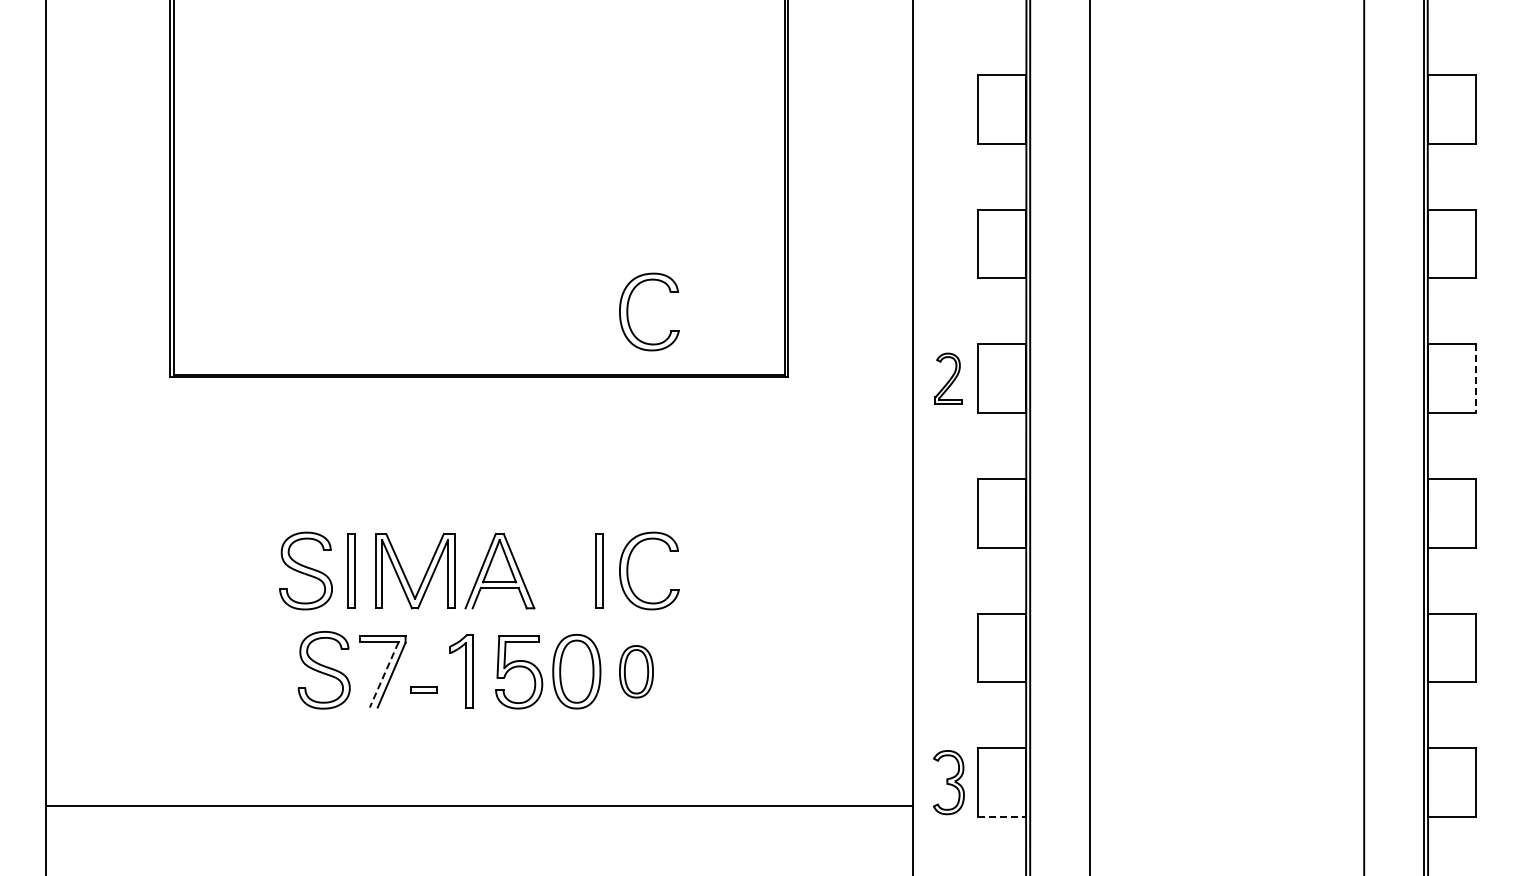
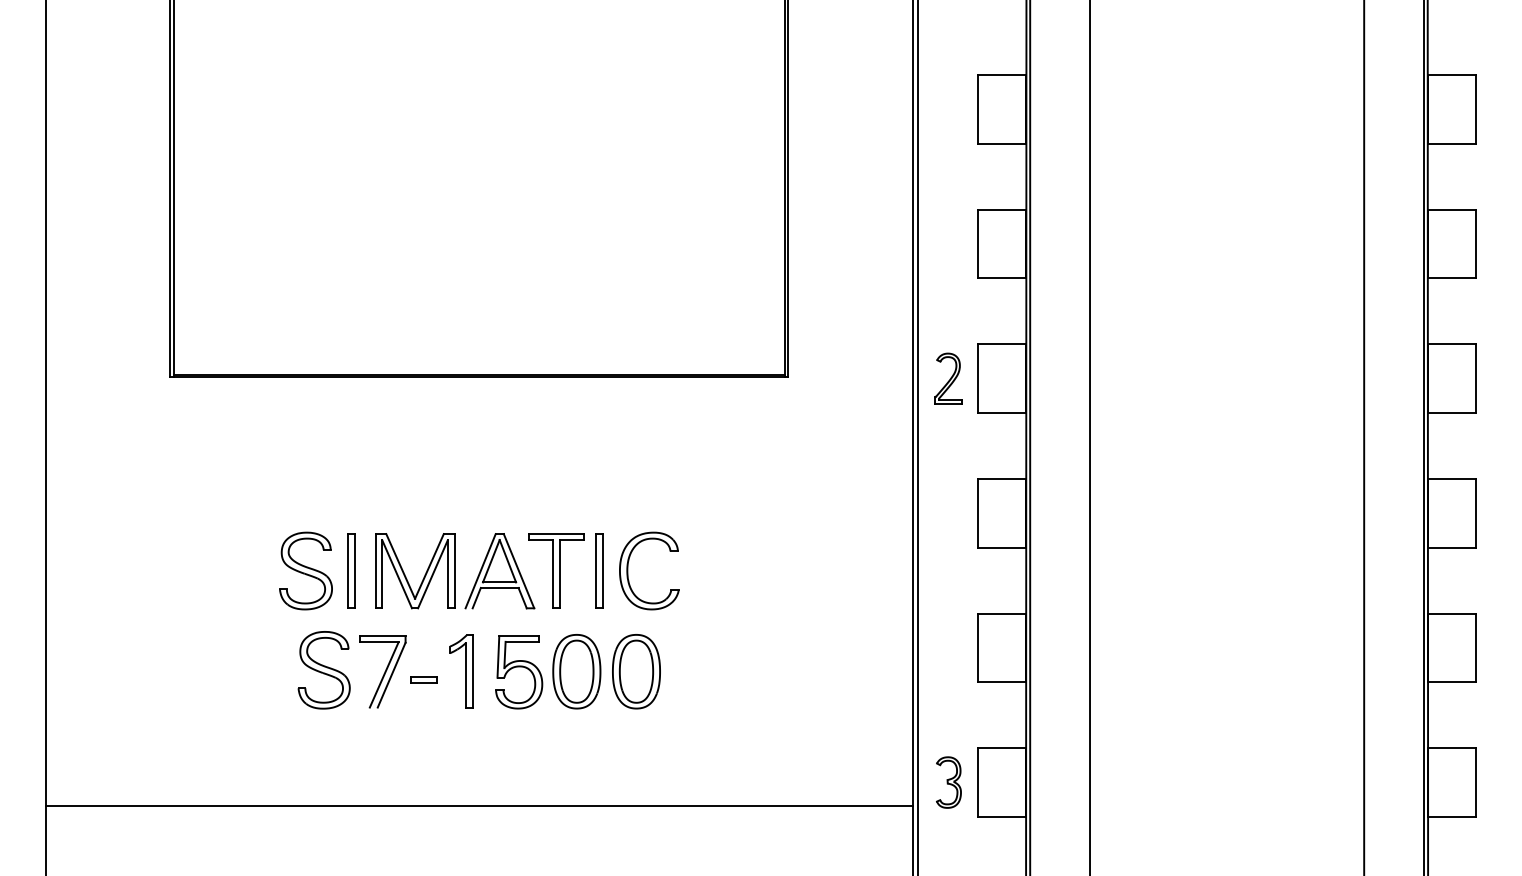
part: present -> none (628, 311)
line: dashed -> solid (1476, 379)
line: none -> present (918, 437)
part: none -> present (556, 570)
part size: 35x54 px -> 49x76 px (636, 671)
line: dashed -> solid (384, 675)
part position: (423, 689) -> (423, 679) (423, 679)
part size: 32x66 px -> 26x53 px (948, 782)
line: dashed -> solid (1002, 816)
